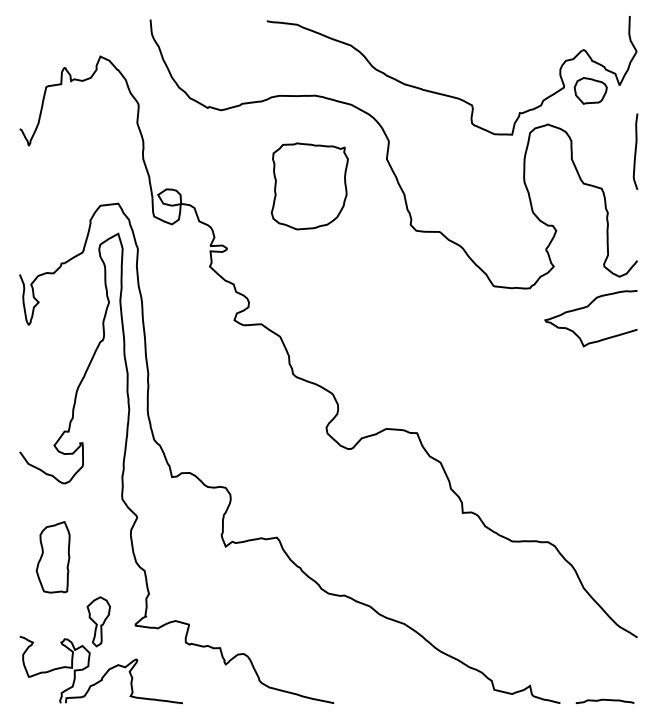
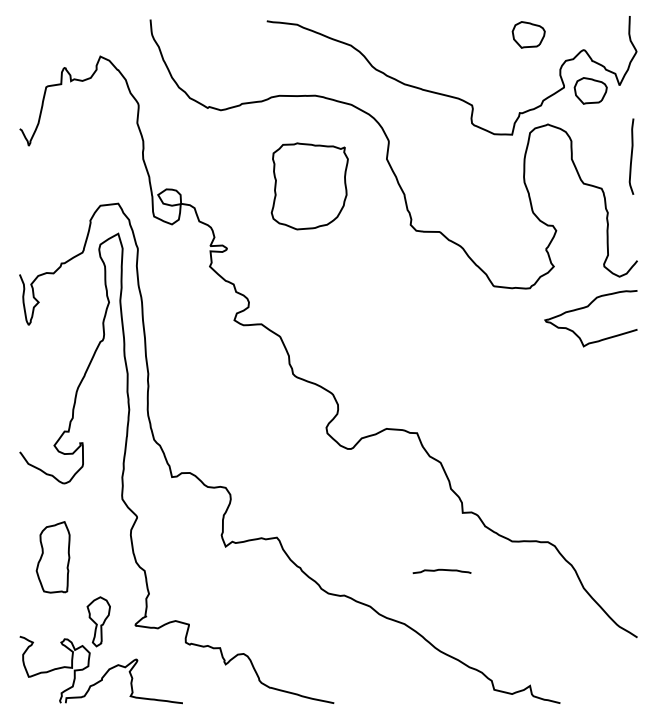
part: none -> present (528, 34)
curve position: (635, 151) -> (631, 156) (631, 156)
curve position: (604, 700) -> (441, 570) (441, 570)
